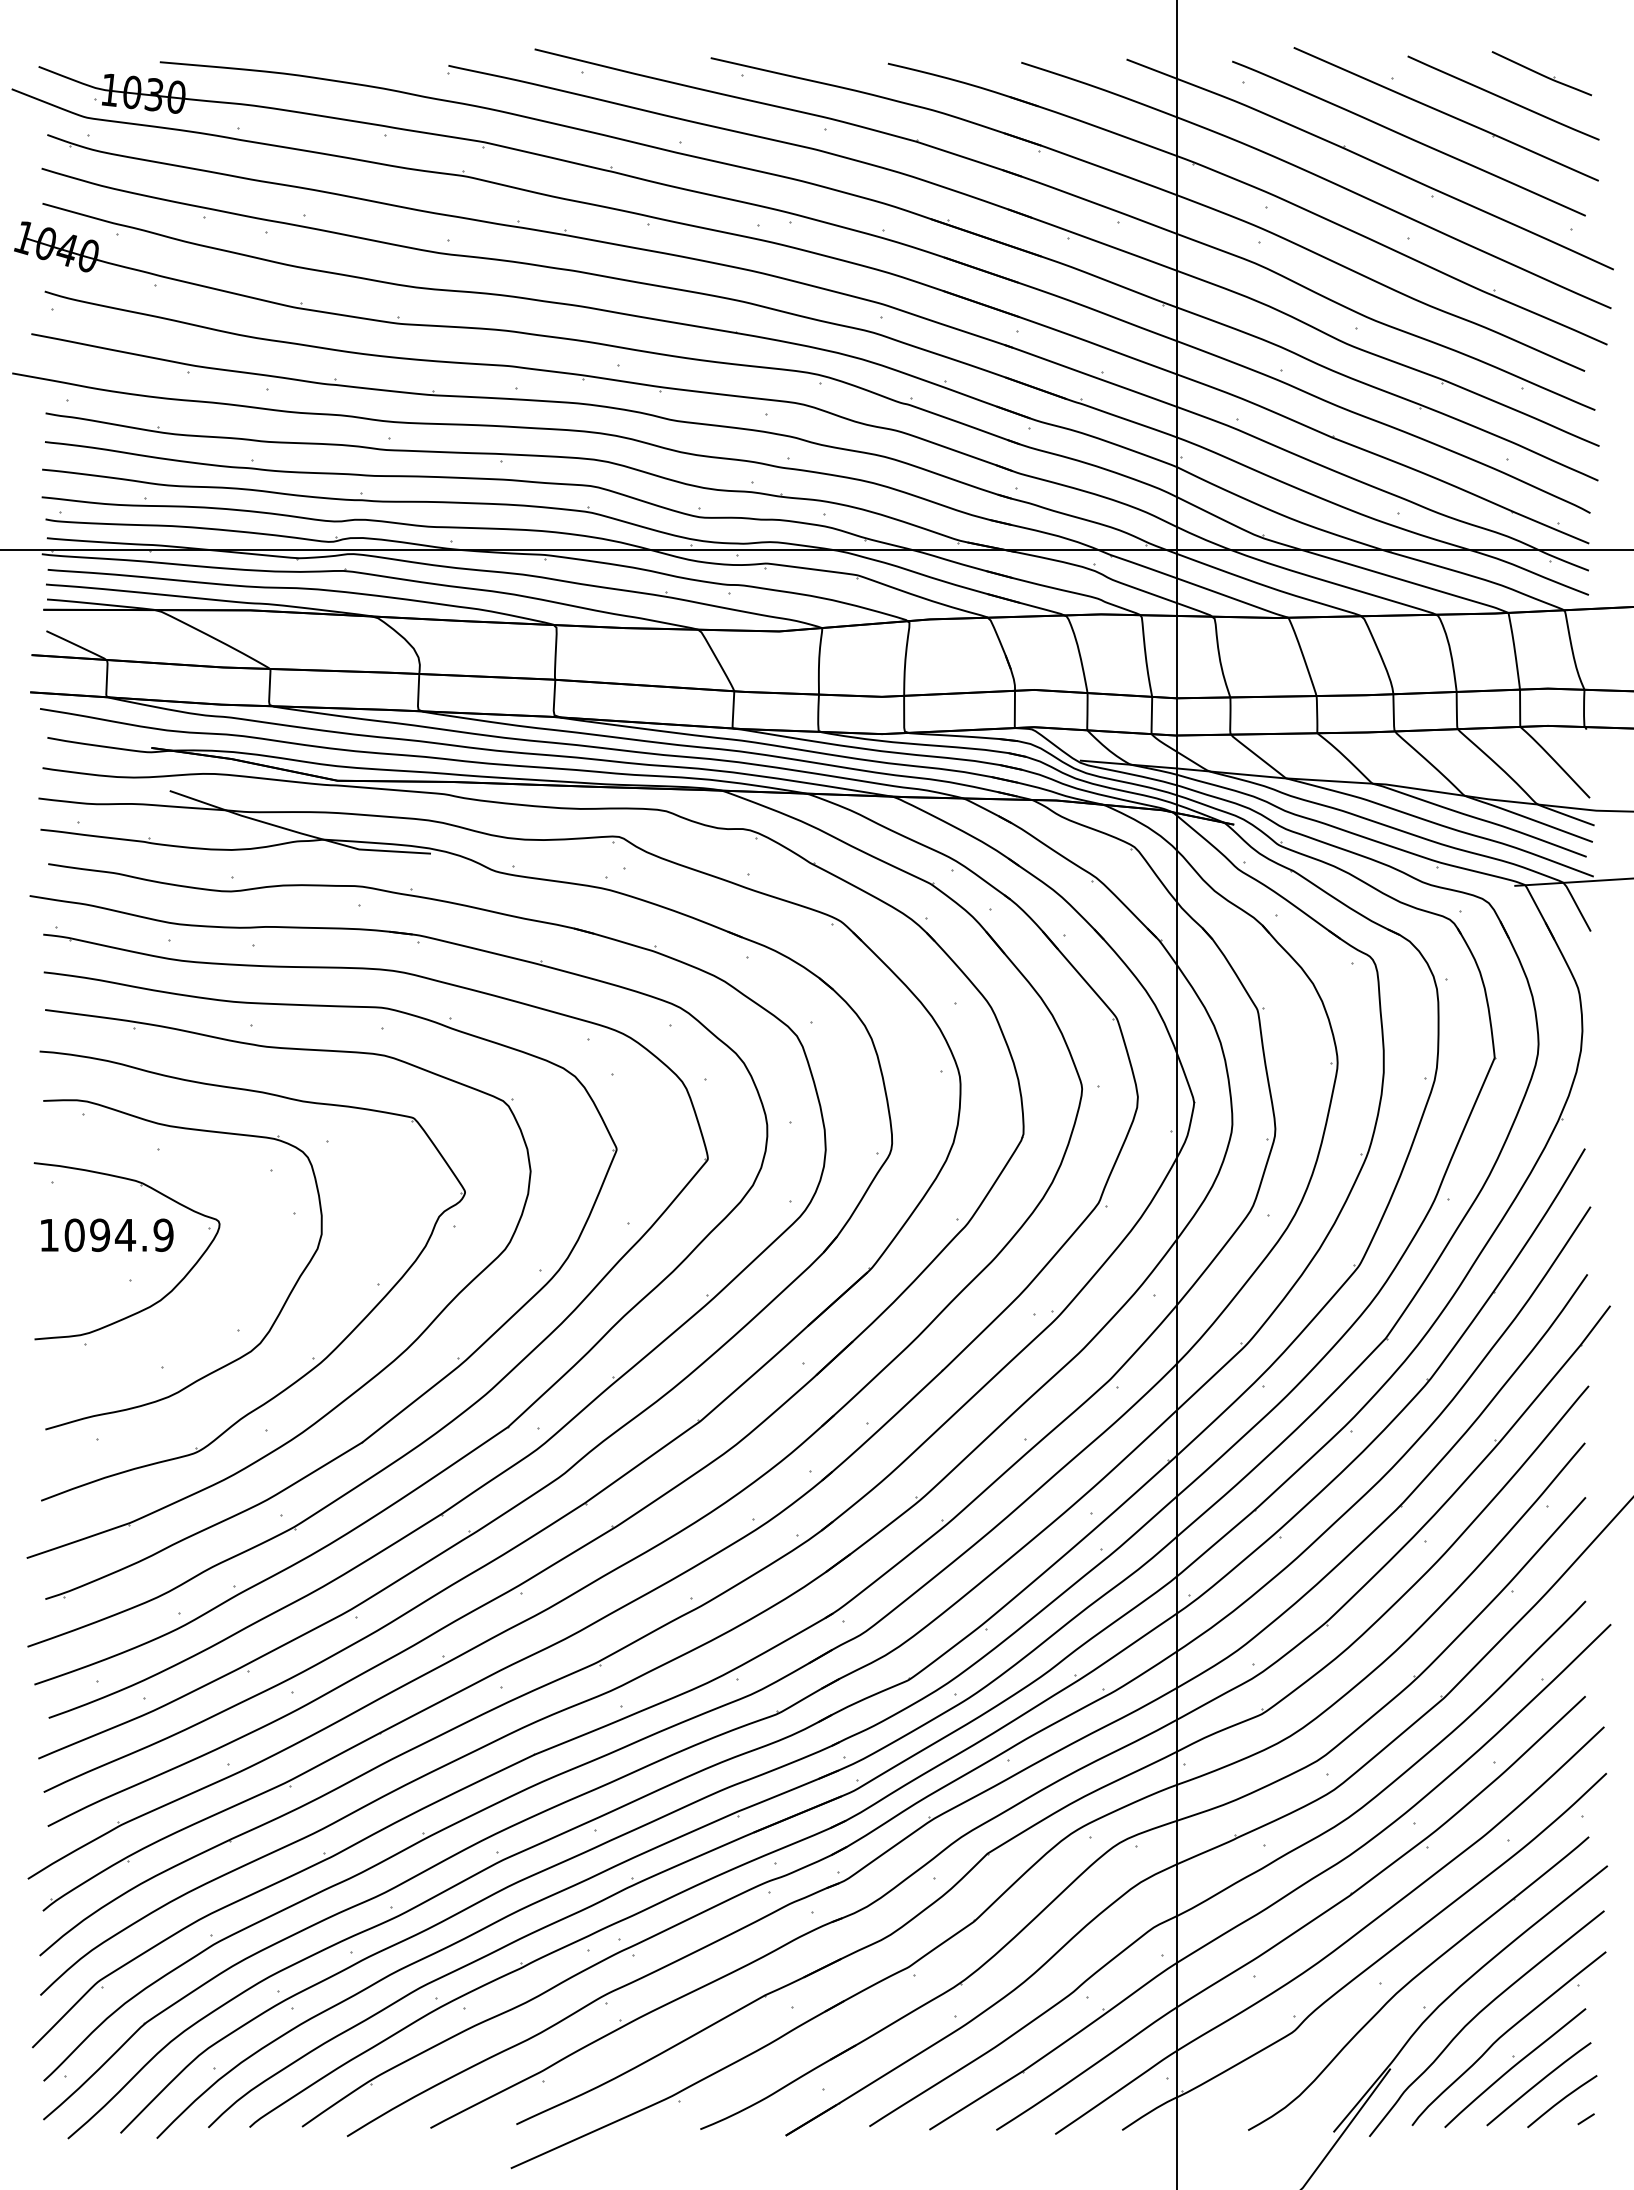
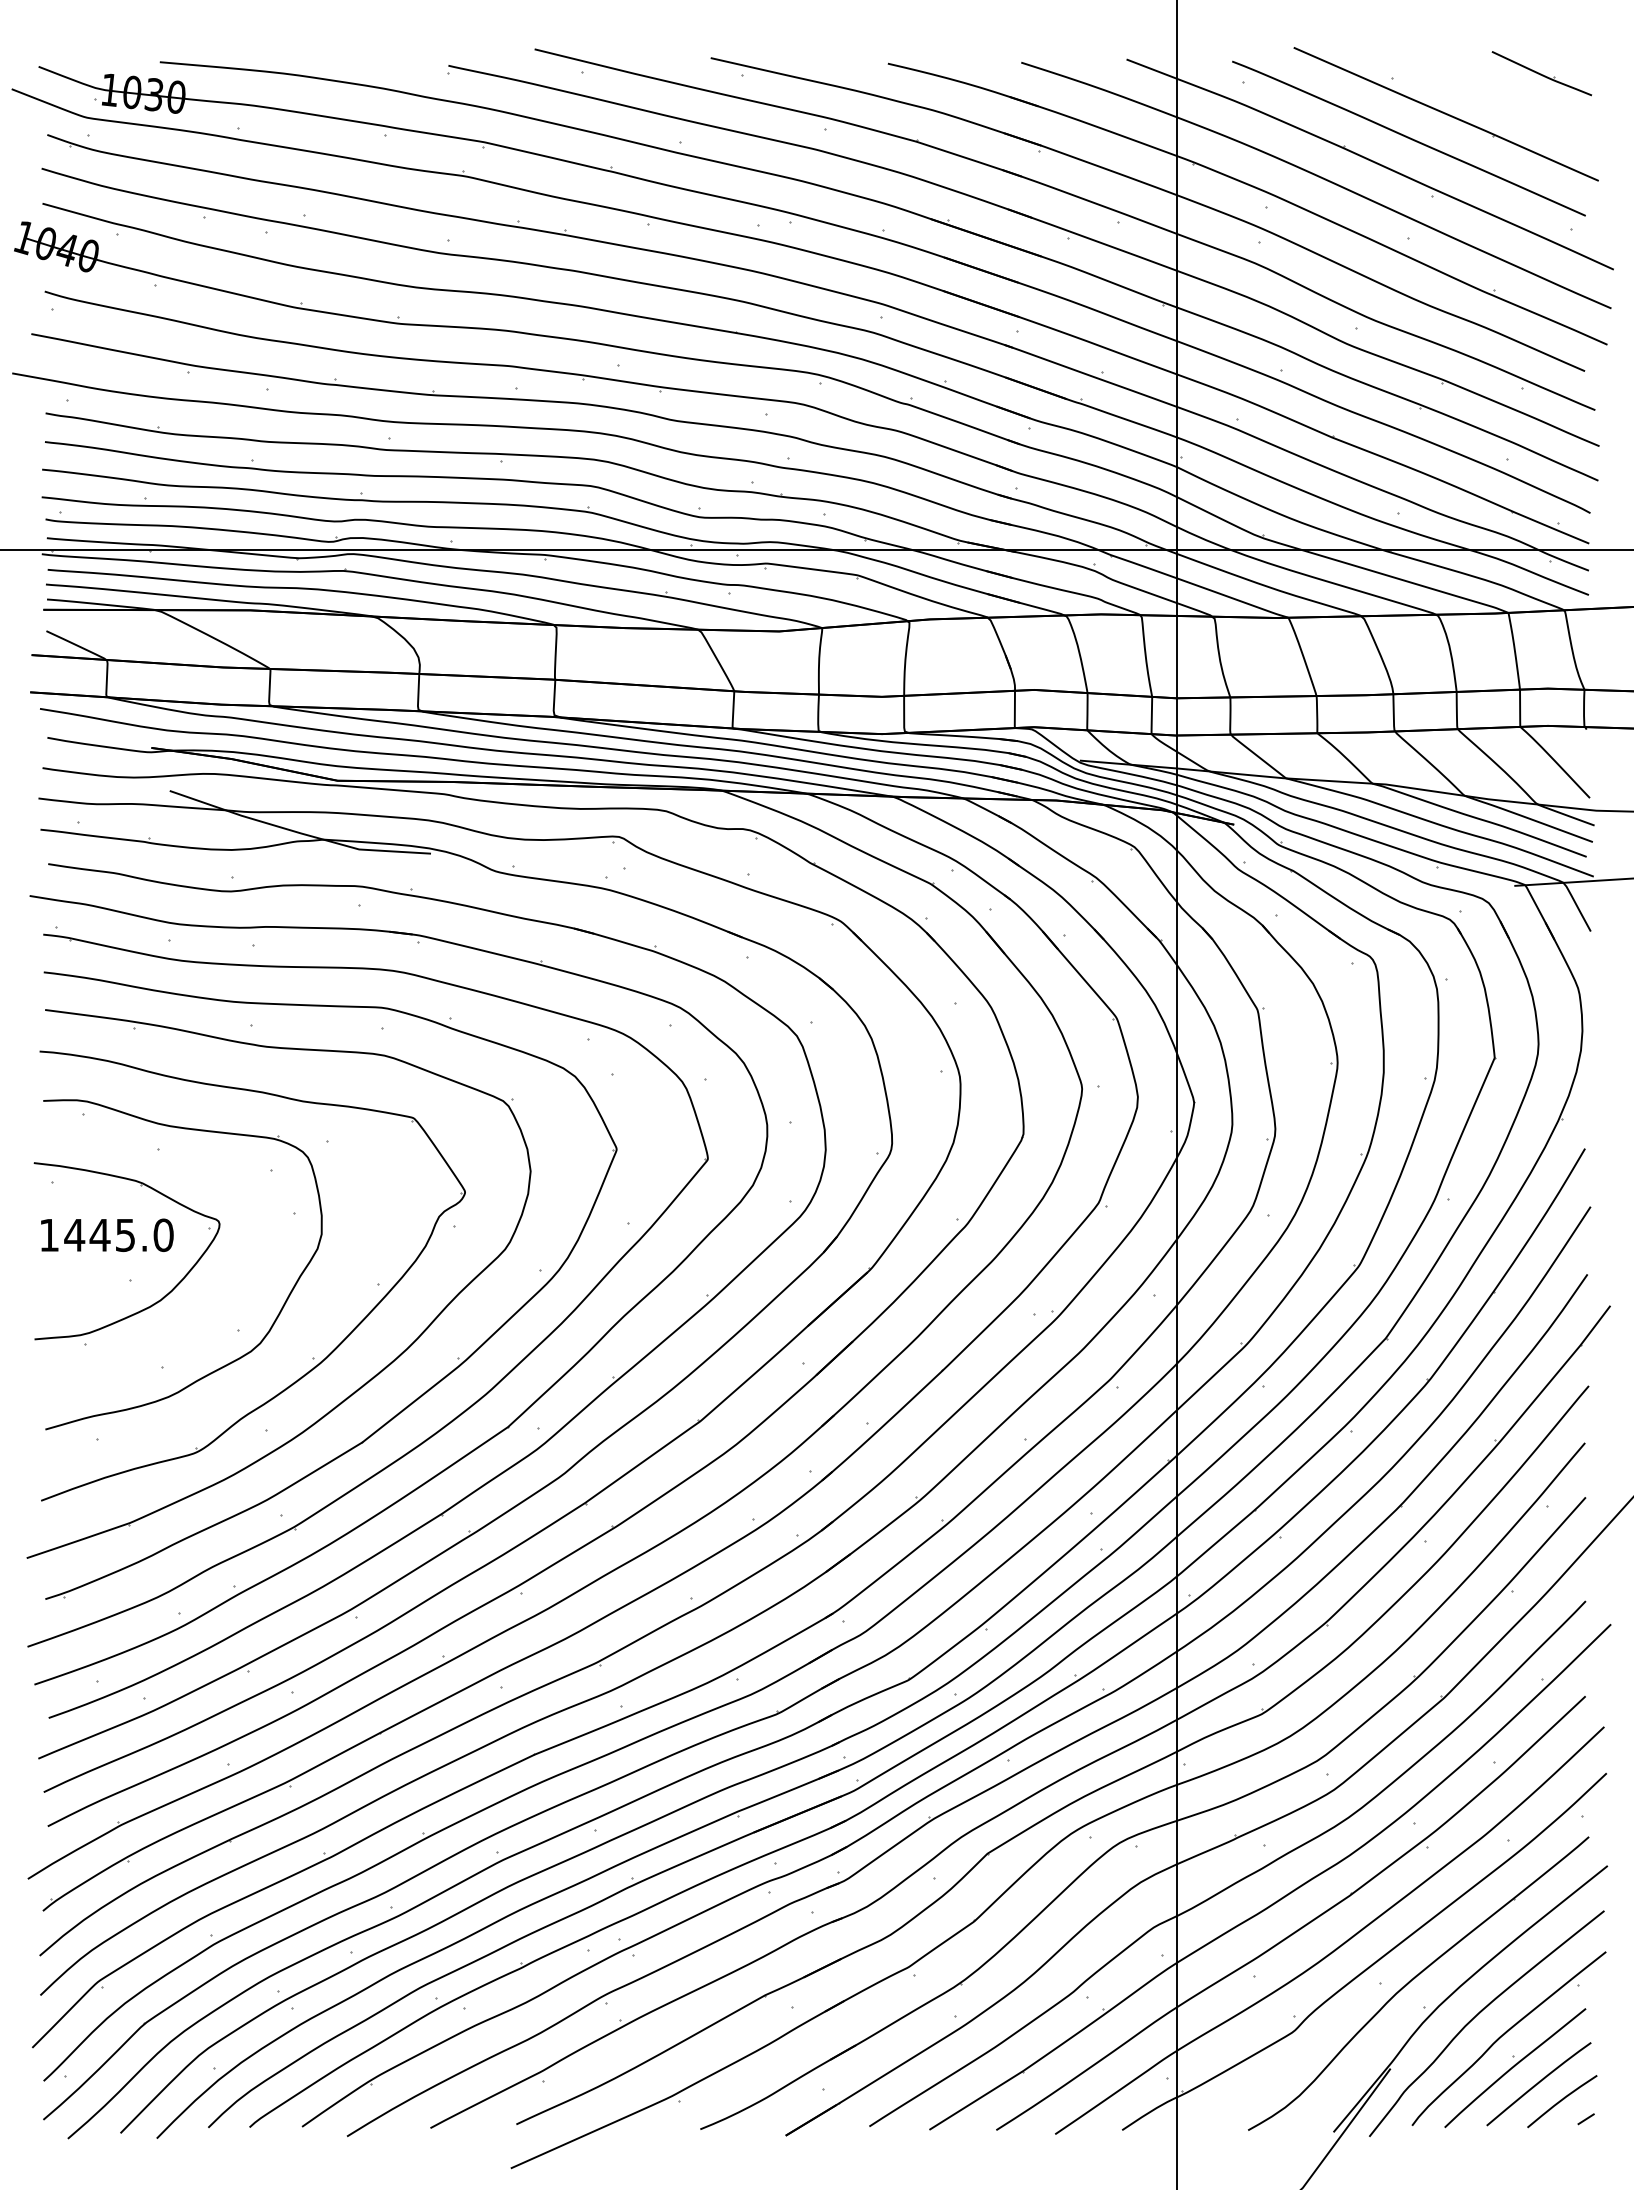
line: present -> none (1503, 97)
text: 1094.9 -> 1445.0 (118, 1235)
